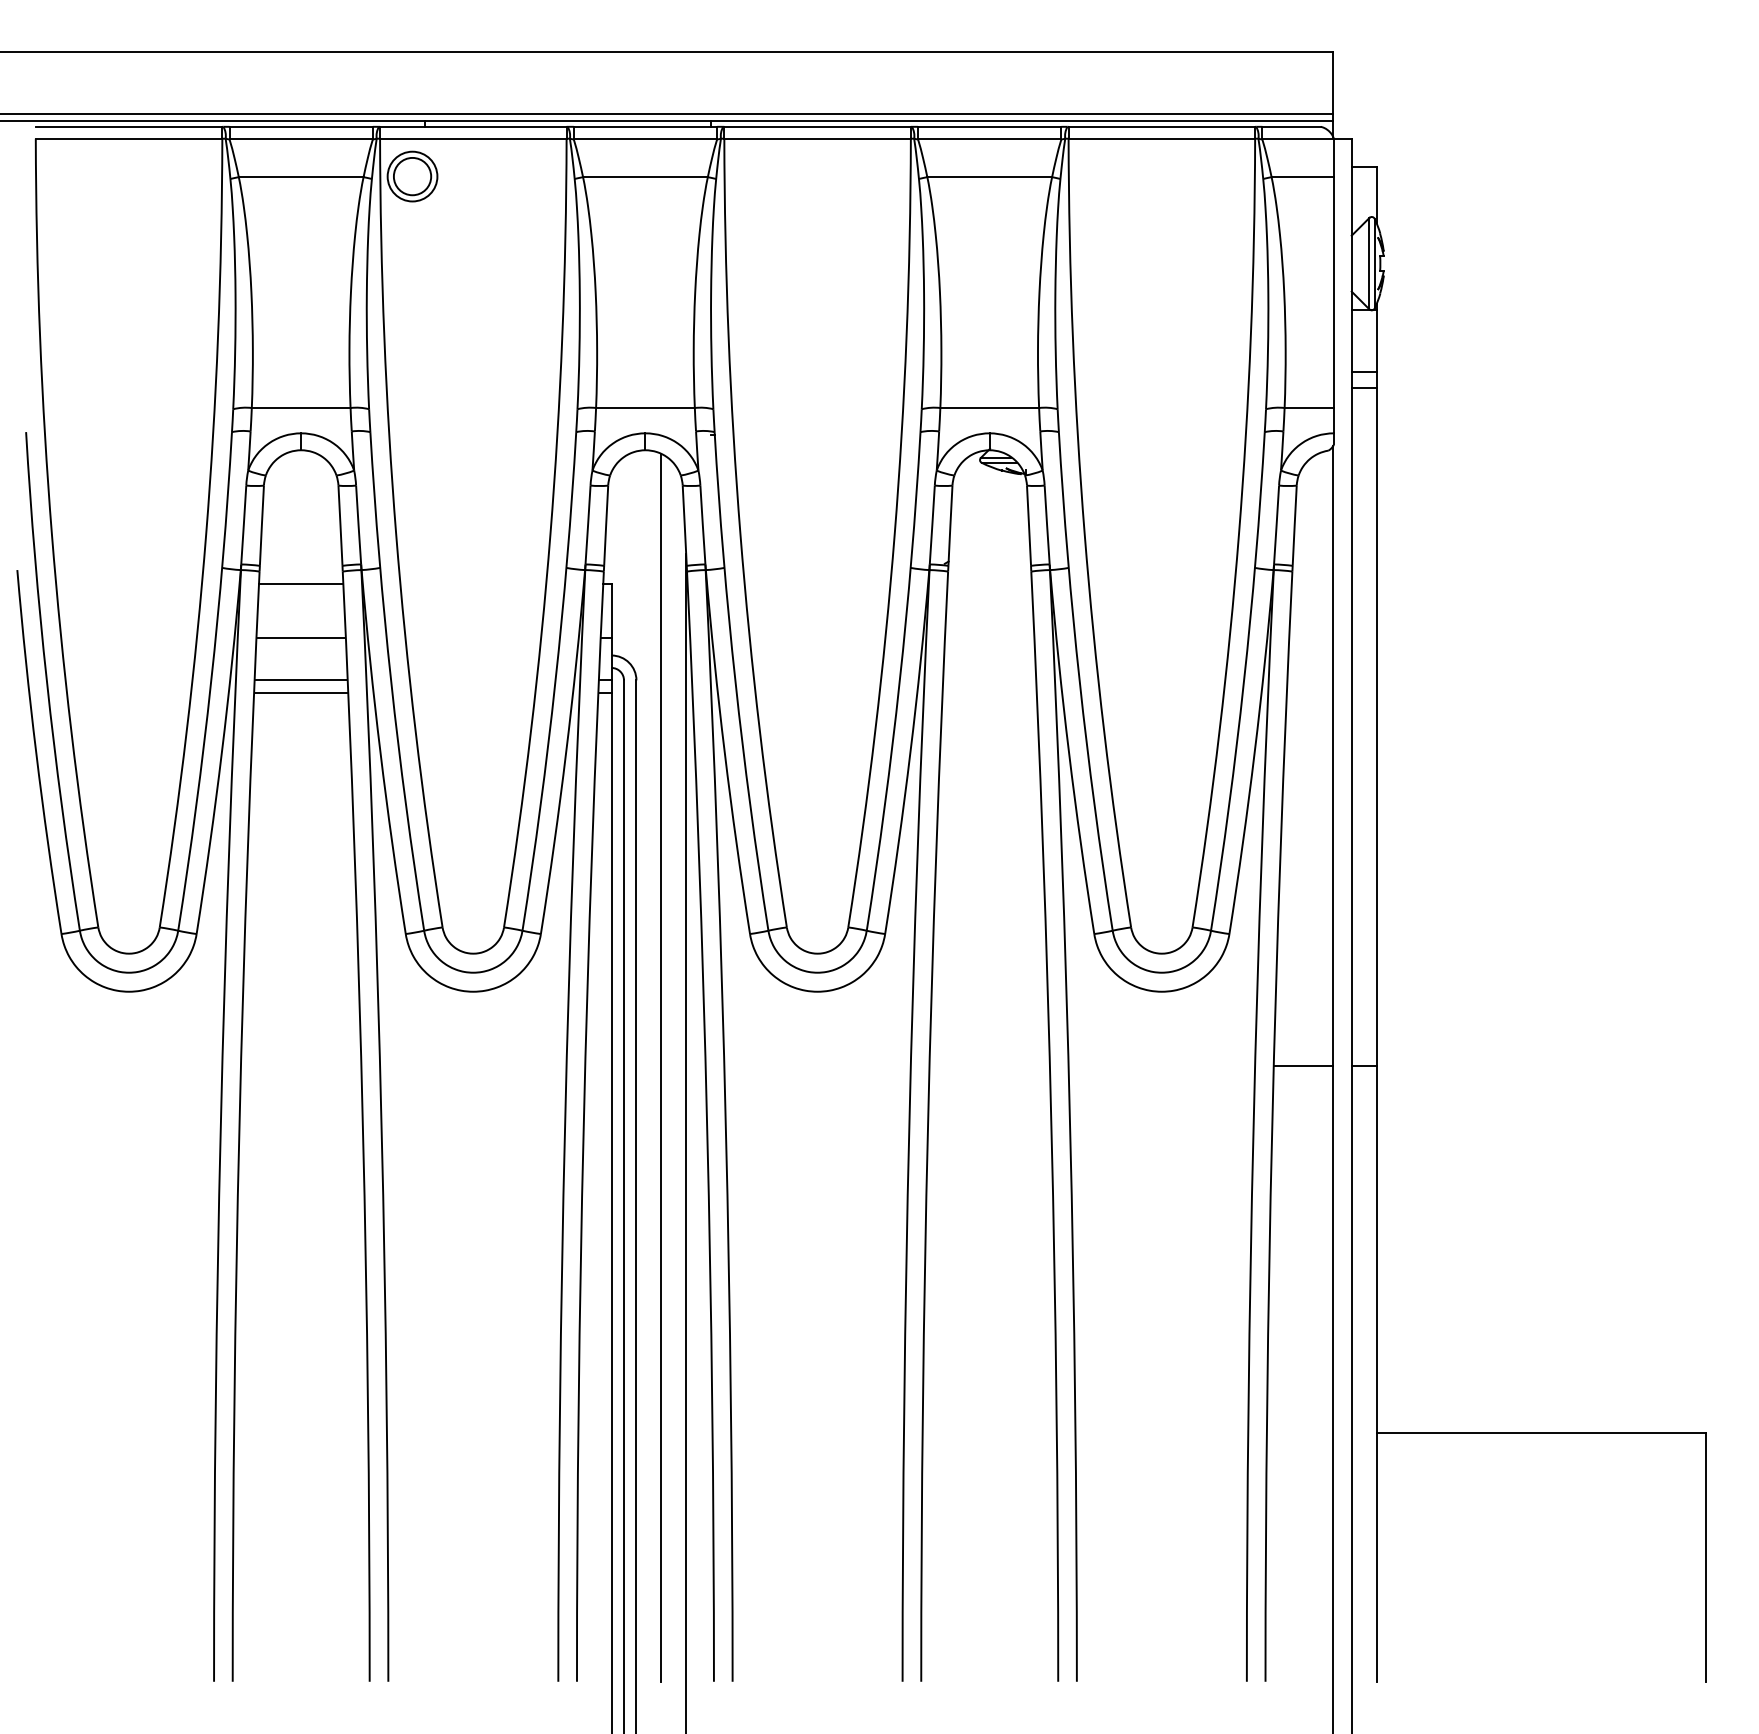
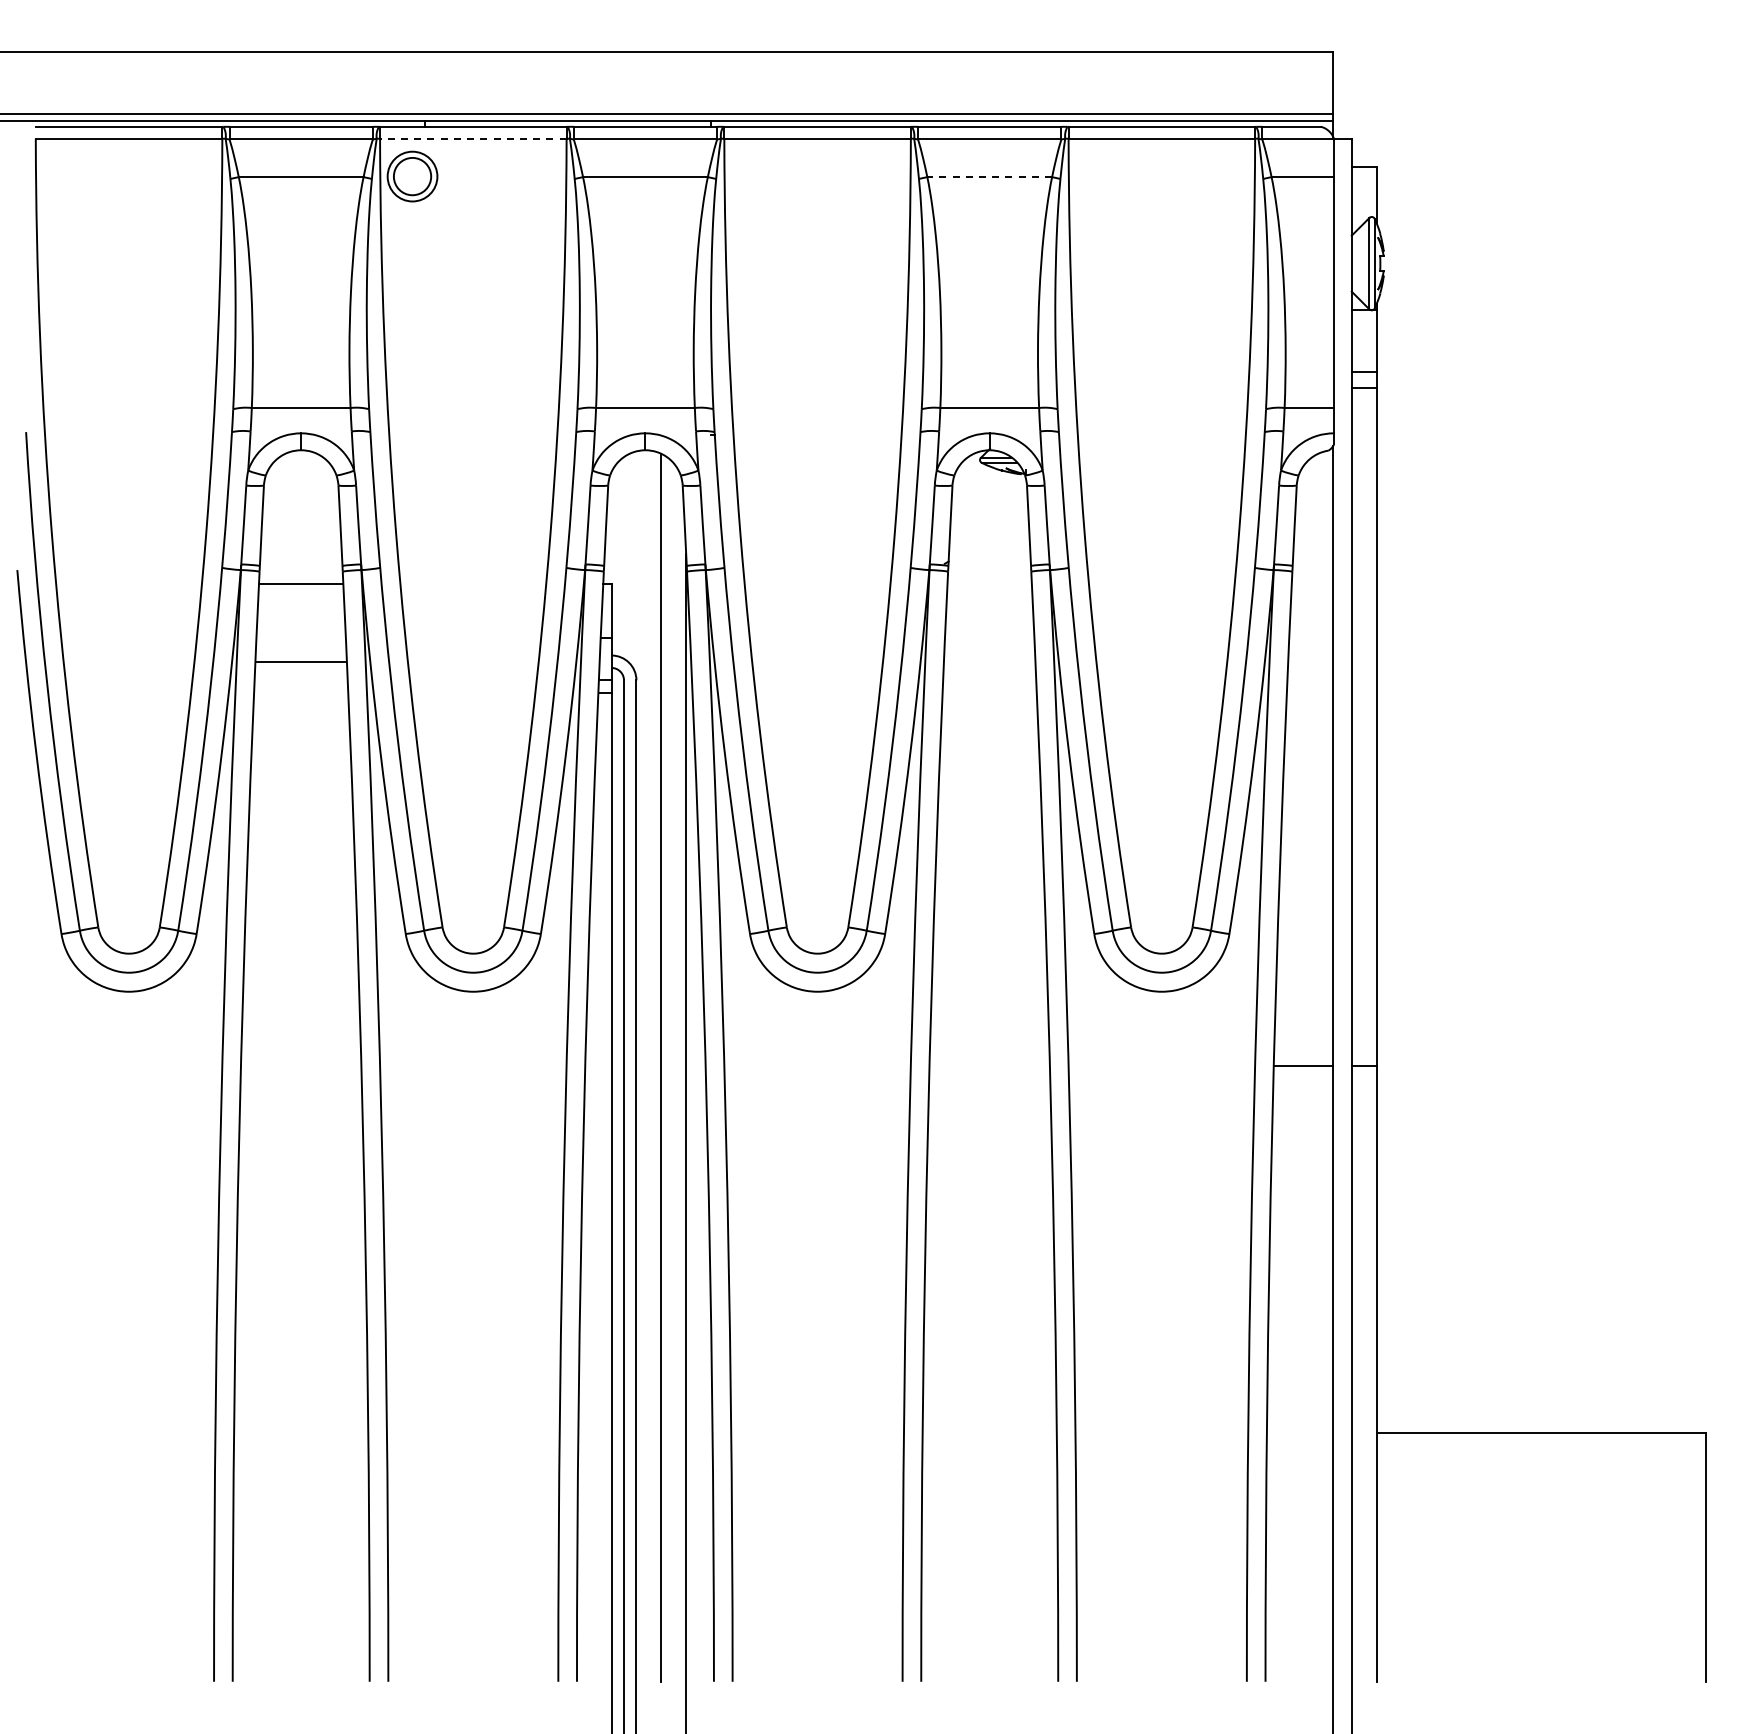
line: solid -> dashed (472, 138)
line: solid -> dashed (989, 177)
line position: (301, 637) -> (301, 661) (301, 661)
line: present -> none (300, 680)
line: present -> none (301, 692)
